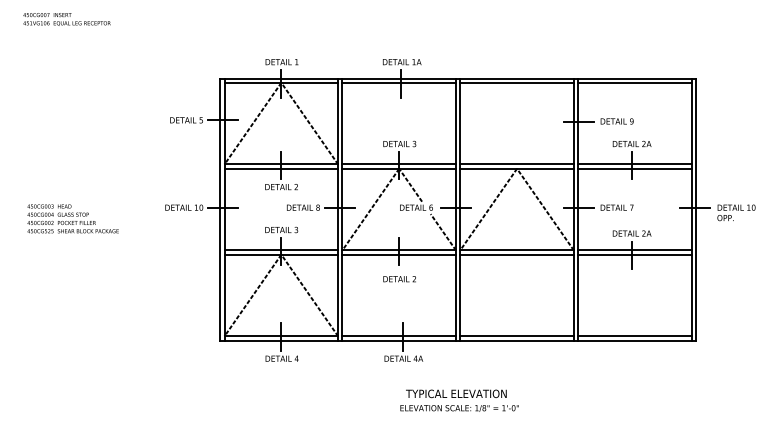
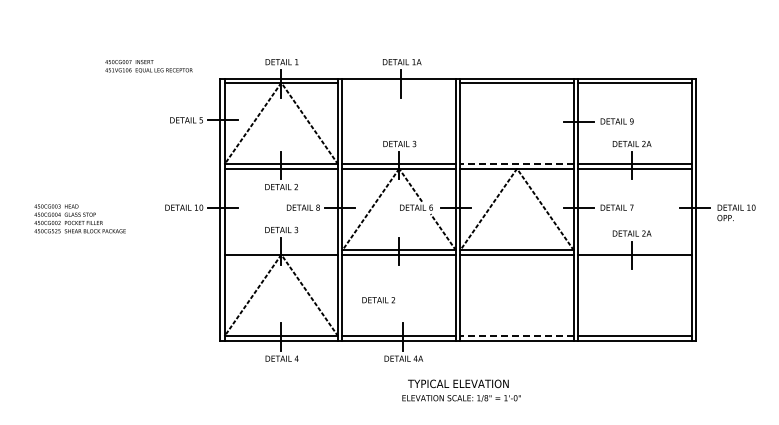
text position: (66, 19) -> (148, 66) (148, 66)
line: present -> none (399, 82)
line: solid -> dashed (517, 164)
text position: (72, 218) -> (79, 218) (79, 218)
line: present -> none (281, 250)
line: present -> none (634, 250)
text position: (399, 279) -> (378, 300) (378, 300)
line: solid -> dashed (517, 336)
text position: (459, 400) -> (461, 390) (461, 390)
